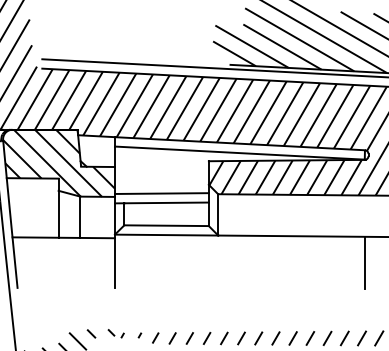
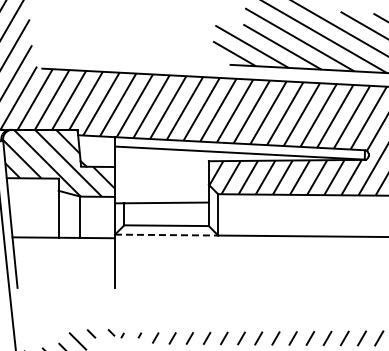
line: present -> none (213, 68)
line: present -> none (161, 193)
line: solid -> dashed (166, 235)
line: present -> none (364, 262)
